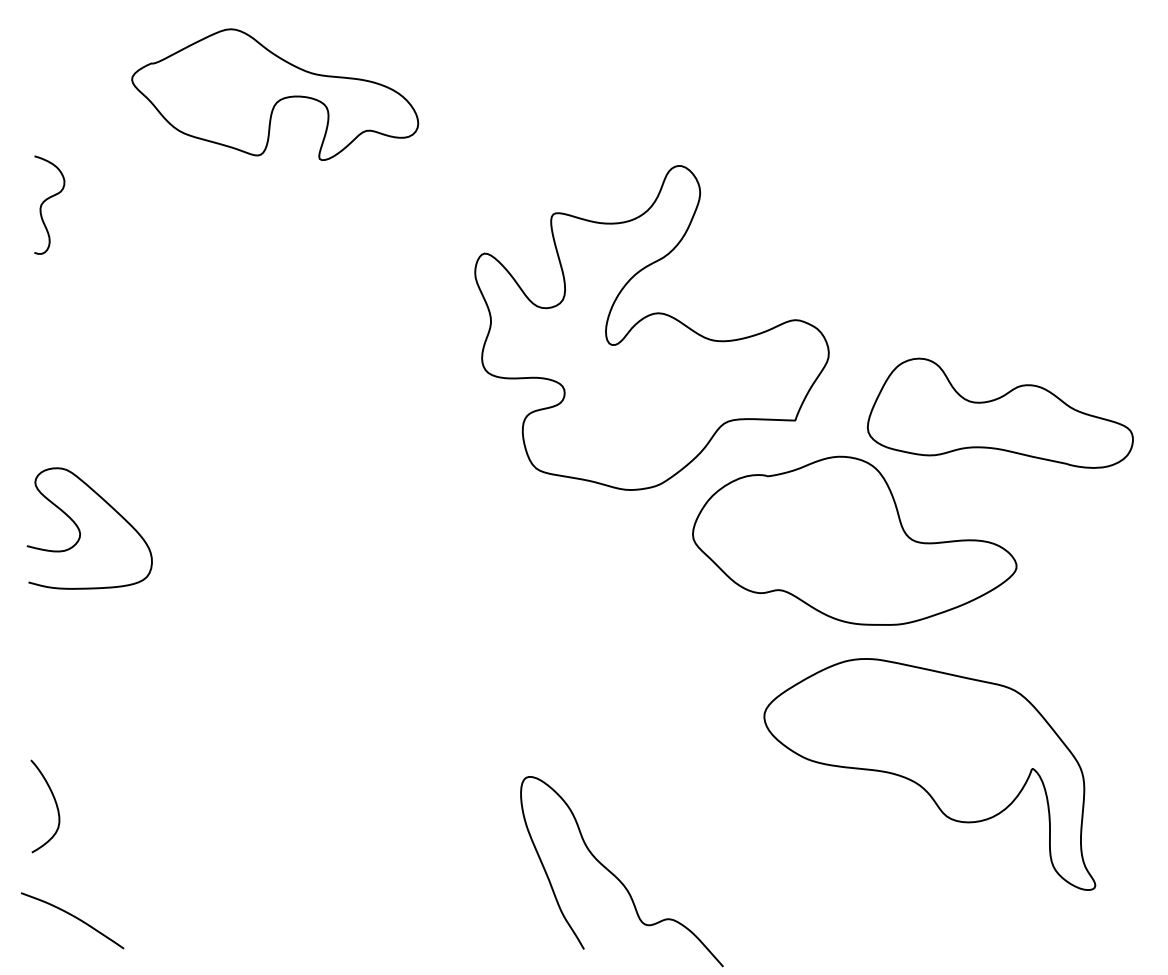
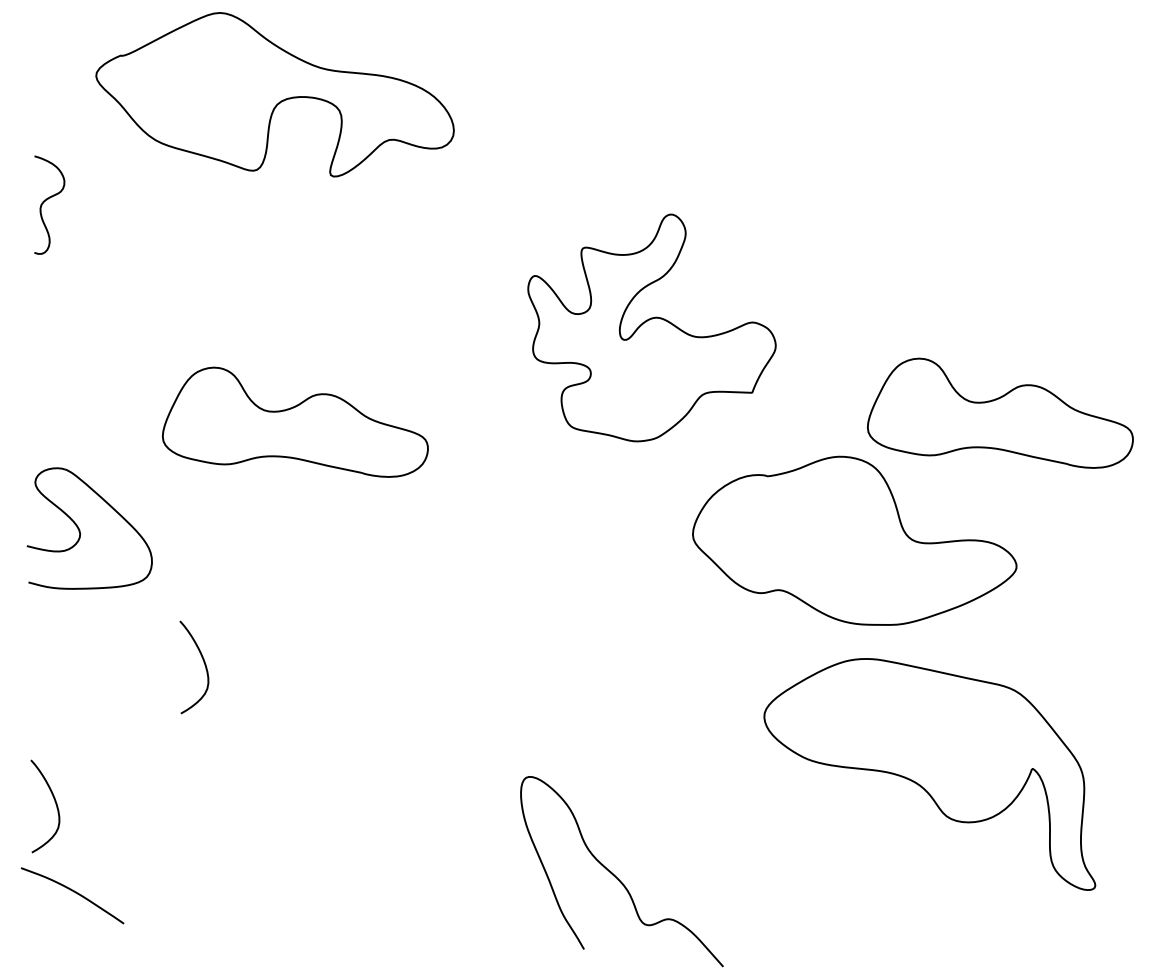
part size: 289x133 px -> 360x166 px (274, 94)
part size: 356x326 px -> 250x230 px (651, 327)
part: none -> present (294, 421)
curve: none -> present (204, 665)
curve position: (73, 917) -> (73, 892) (73, 892)
